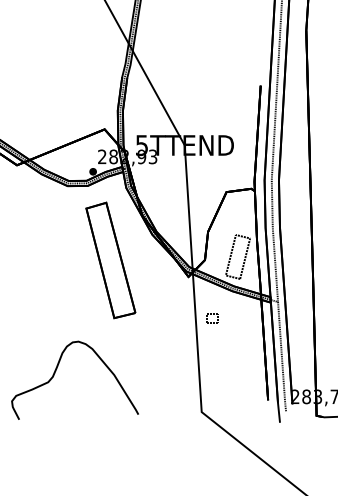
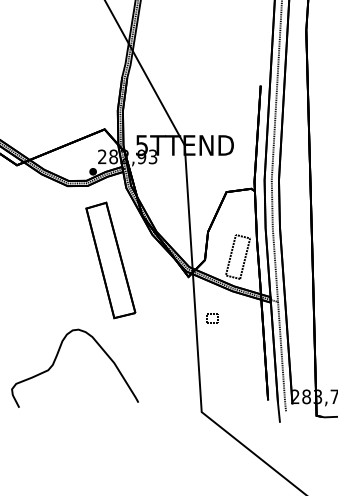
curve position: (56, 371) -> (56, 359) (56, 359)
